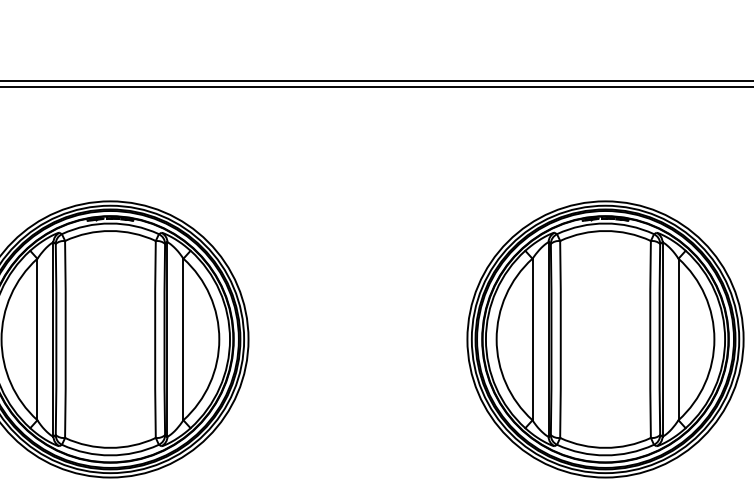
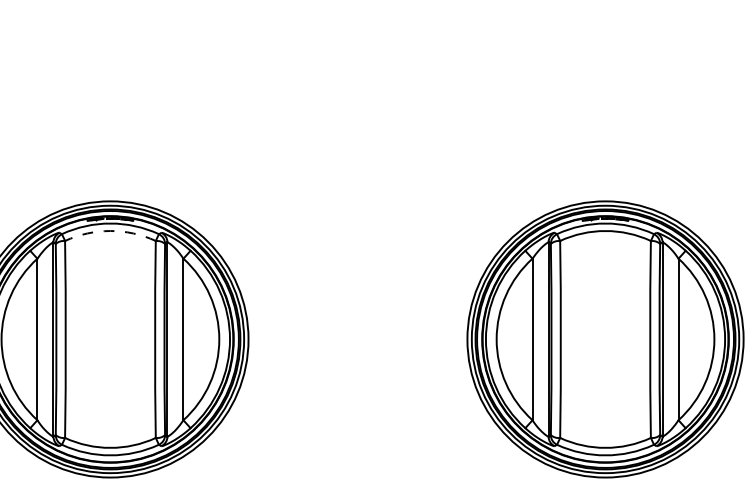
line: present -> none (376, 80)
line: present -> none (376, 87)
arc: solid -> dashed (110, 231)
